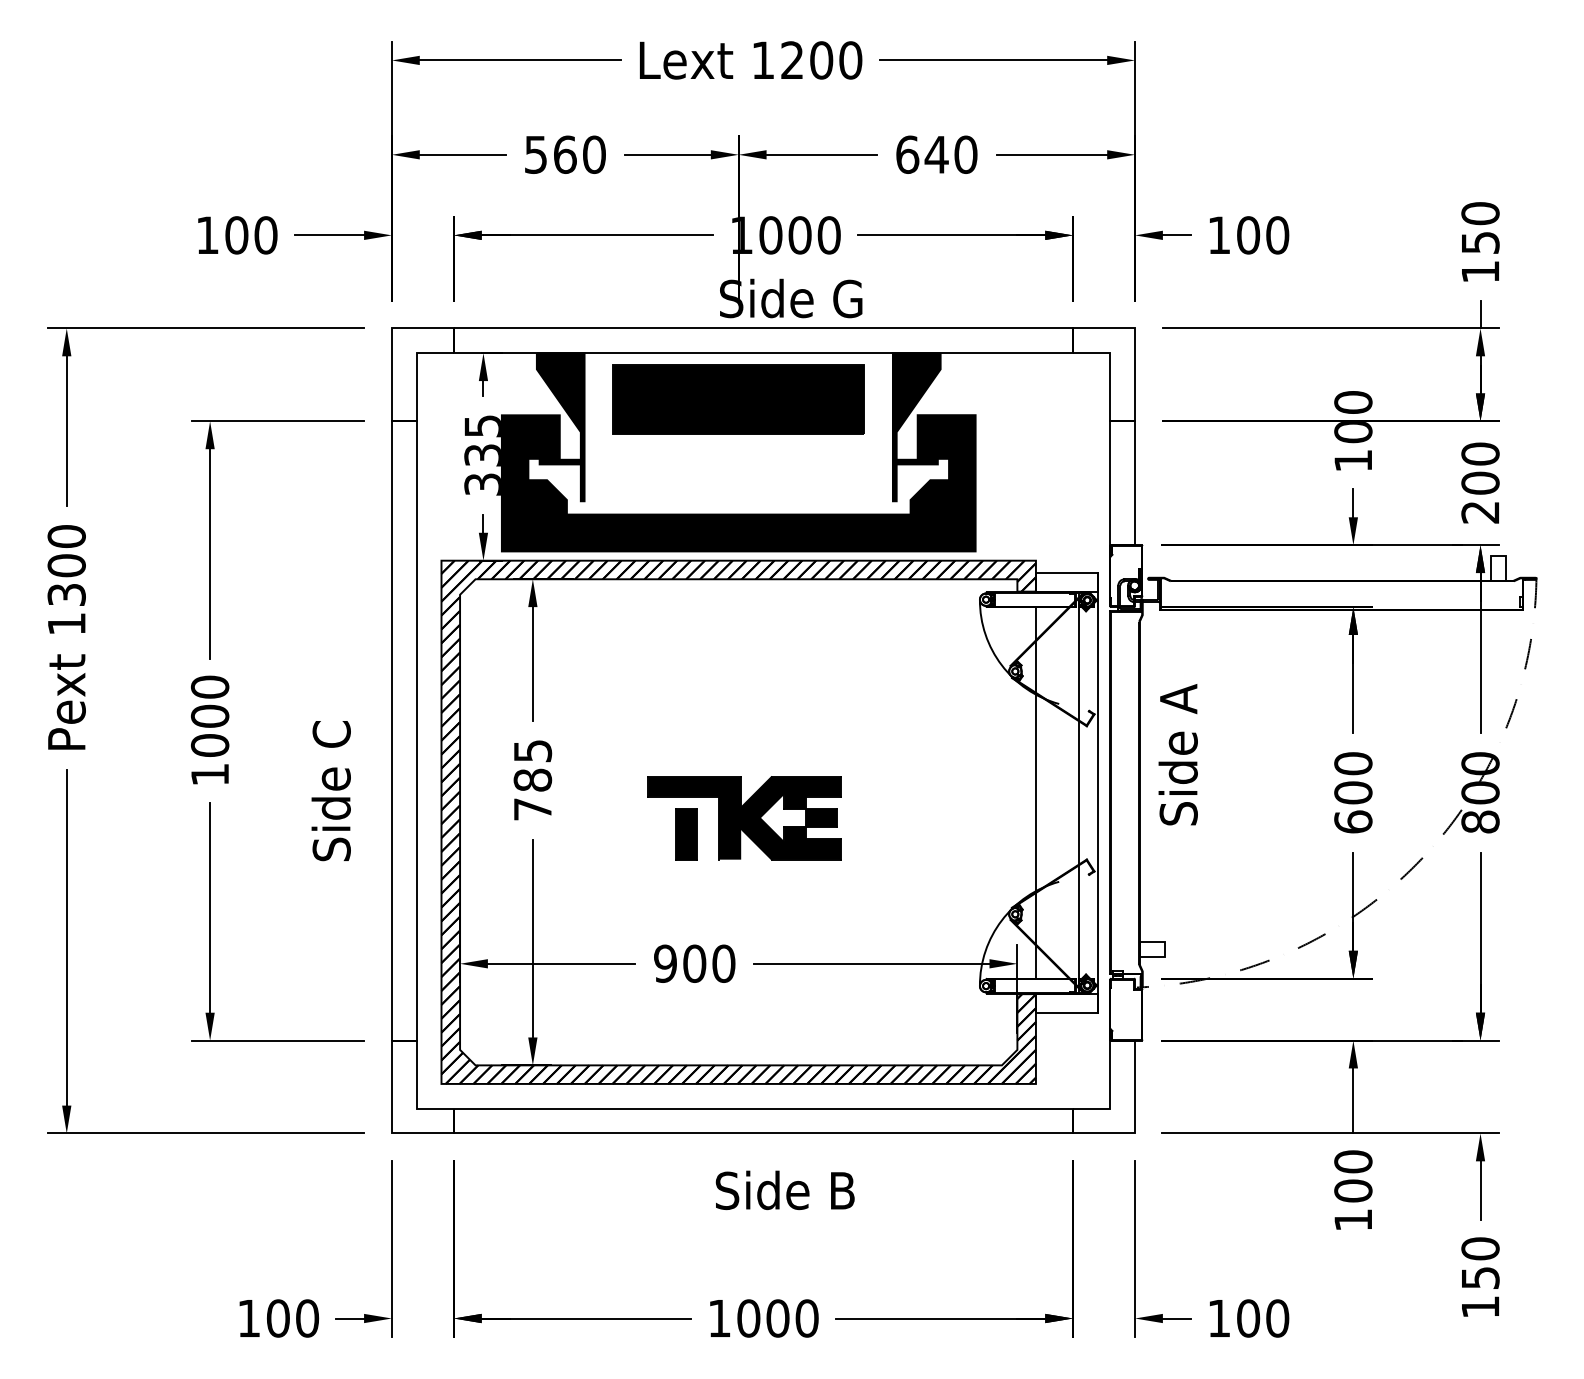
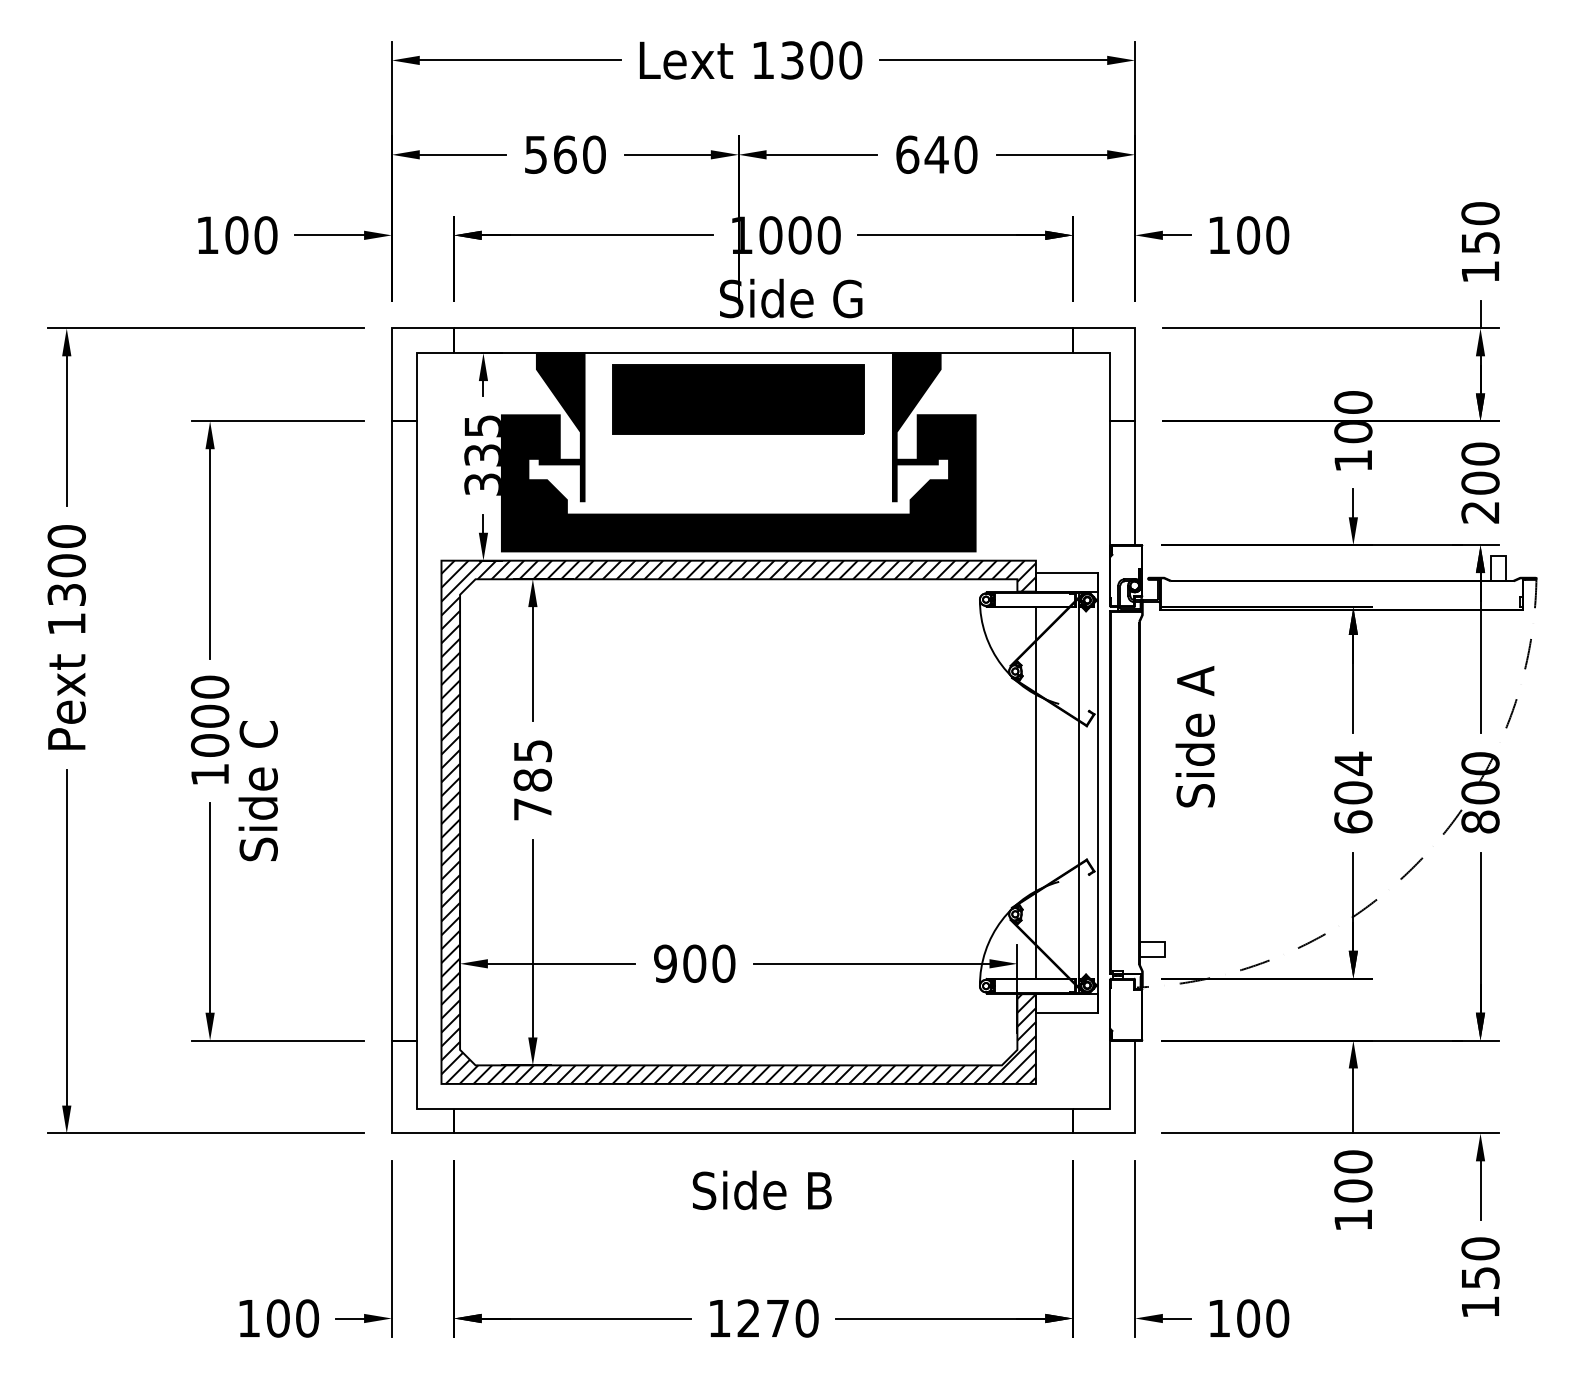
text: 1200 -> 1300 (792, 60)
text position: (1177, 754) -> (1194, 736) (1194, 736)
text: 600 -> 604 (1353, 763)
text position: (330, 791) -> (257, 791) (257, 791)
part: present -> none (744, 818)
hatch: present -> none (738, 821)
text position: (784, 1190) -> (761, 1190) (761, 1190)
text: 1000 -> 1270 (763, 1318)
